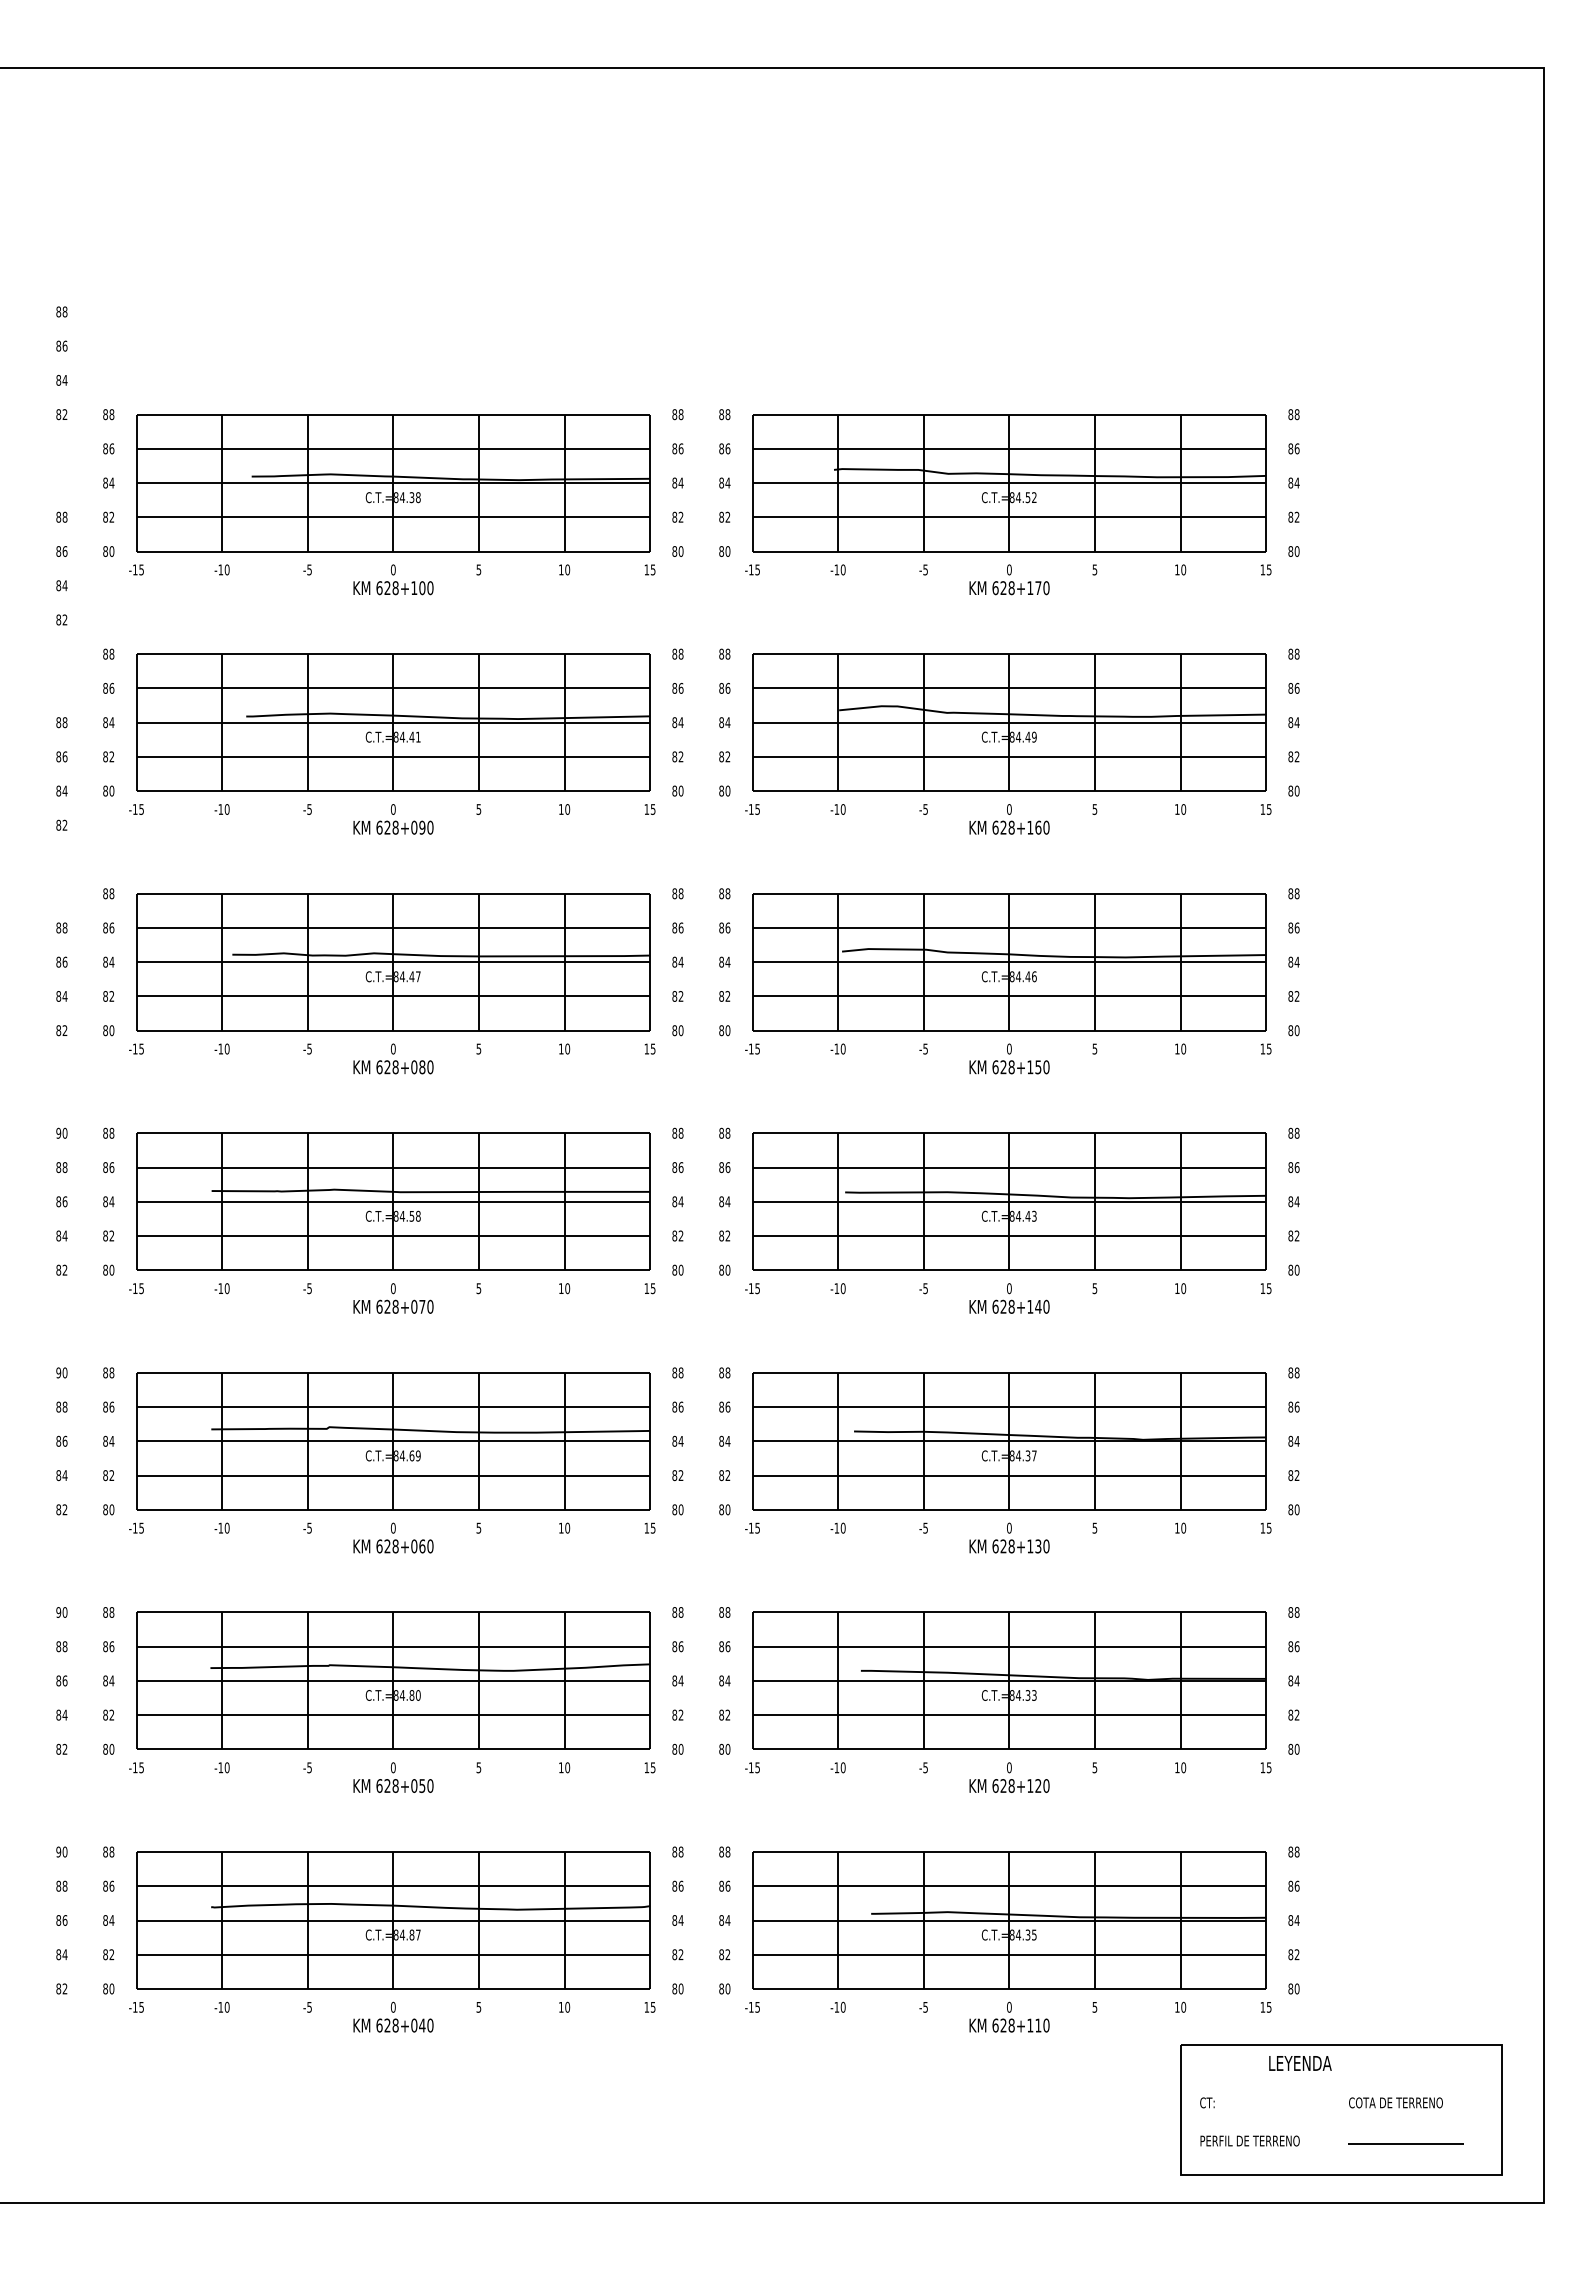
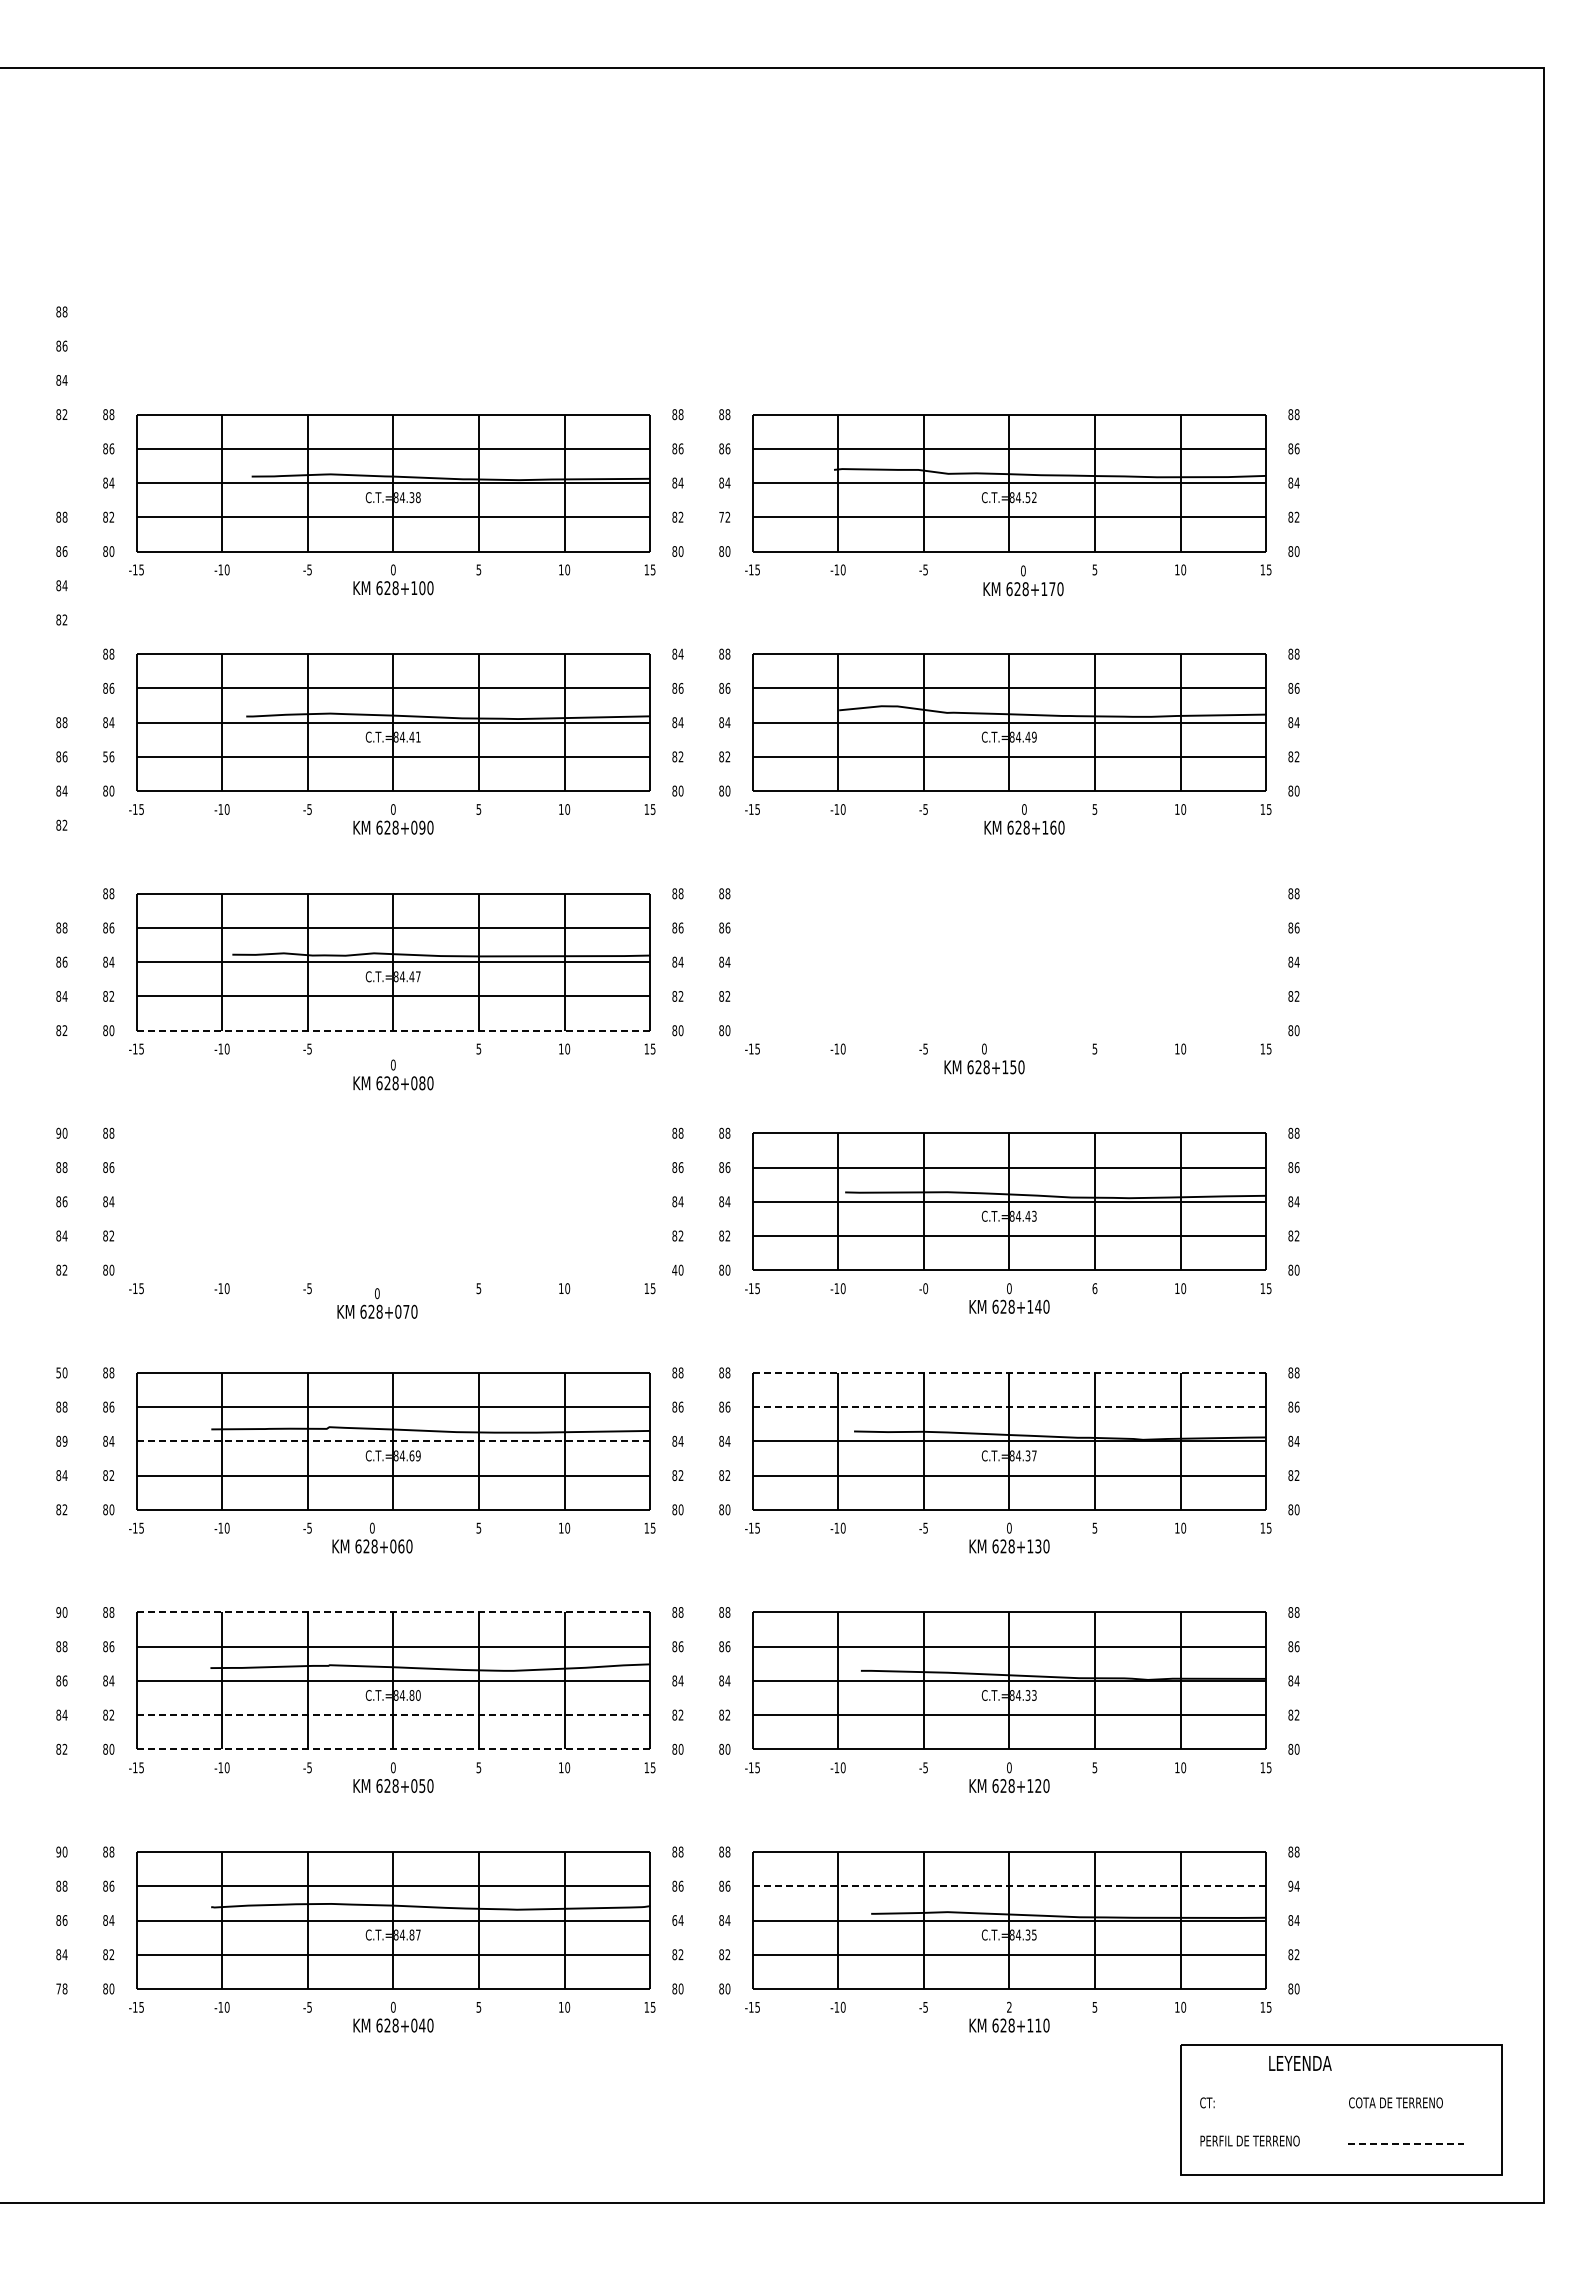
text: 82 -> 72 (721, 516)
text position: (1009, 579) -> (1023, 580) (1023, 580)
text: 88 -> 84 (680, 653)
text: 82 -> 56 (108, 756)
text position: (1009, 819) -> (1024, 819) (1024, 819)
part: present -> none (1009, 962)
line: solid -> dashed (393, 1030)
text position: (393, 1058) -> (393, 1074) (393, 1074)
text position: (1009, 1058) -> (984, 1058) (984, 1058)
part: present -> none (393, 1201)
text: 80 -> 40 (674, 1269)
text: -5 -> -0 (925, 1288)
text: 5 -> 6 (1094, 1288)
text position: (393, 1298) -> (377, 1303) (377, 1303)
text: 90 -> 50 (58, 1372)
line: solid -> dashed (1009, 1372)
line: solid -> dashed (1009, 1407)
text: 86 -> 89 (64, 1440)
line: solid -> dashed (393, 1441)
text position: (393, 1537) -> (372, 1537) (372, 1537)
line: solid -> dashed (393, 1612)
line: solid -> dashed (393, 1715)
line: solid -> dashed (393, 1749)
text: 86 -> 94 (1293, 1885)
line: solid -> dashed (1009, 1886)
text: 84 -> 64 (674, 1920)
text: 82 -> 78 (61, 1988)
text: 0 -> 2 (1009, 2006)
line: solid -> dashed (1406, 2143)
